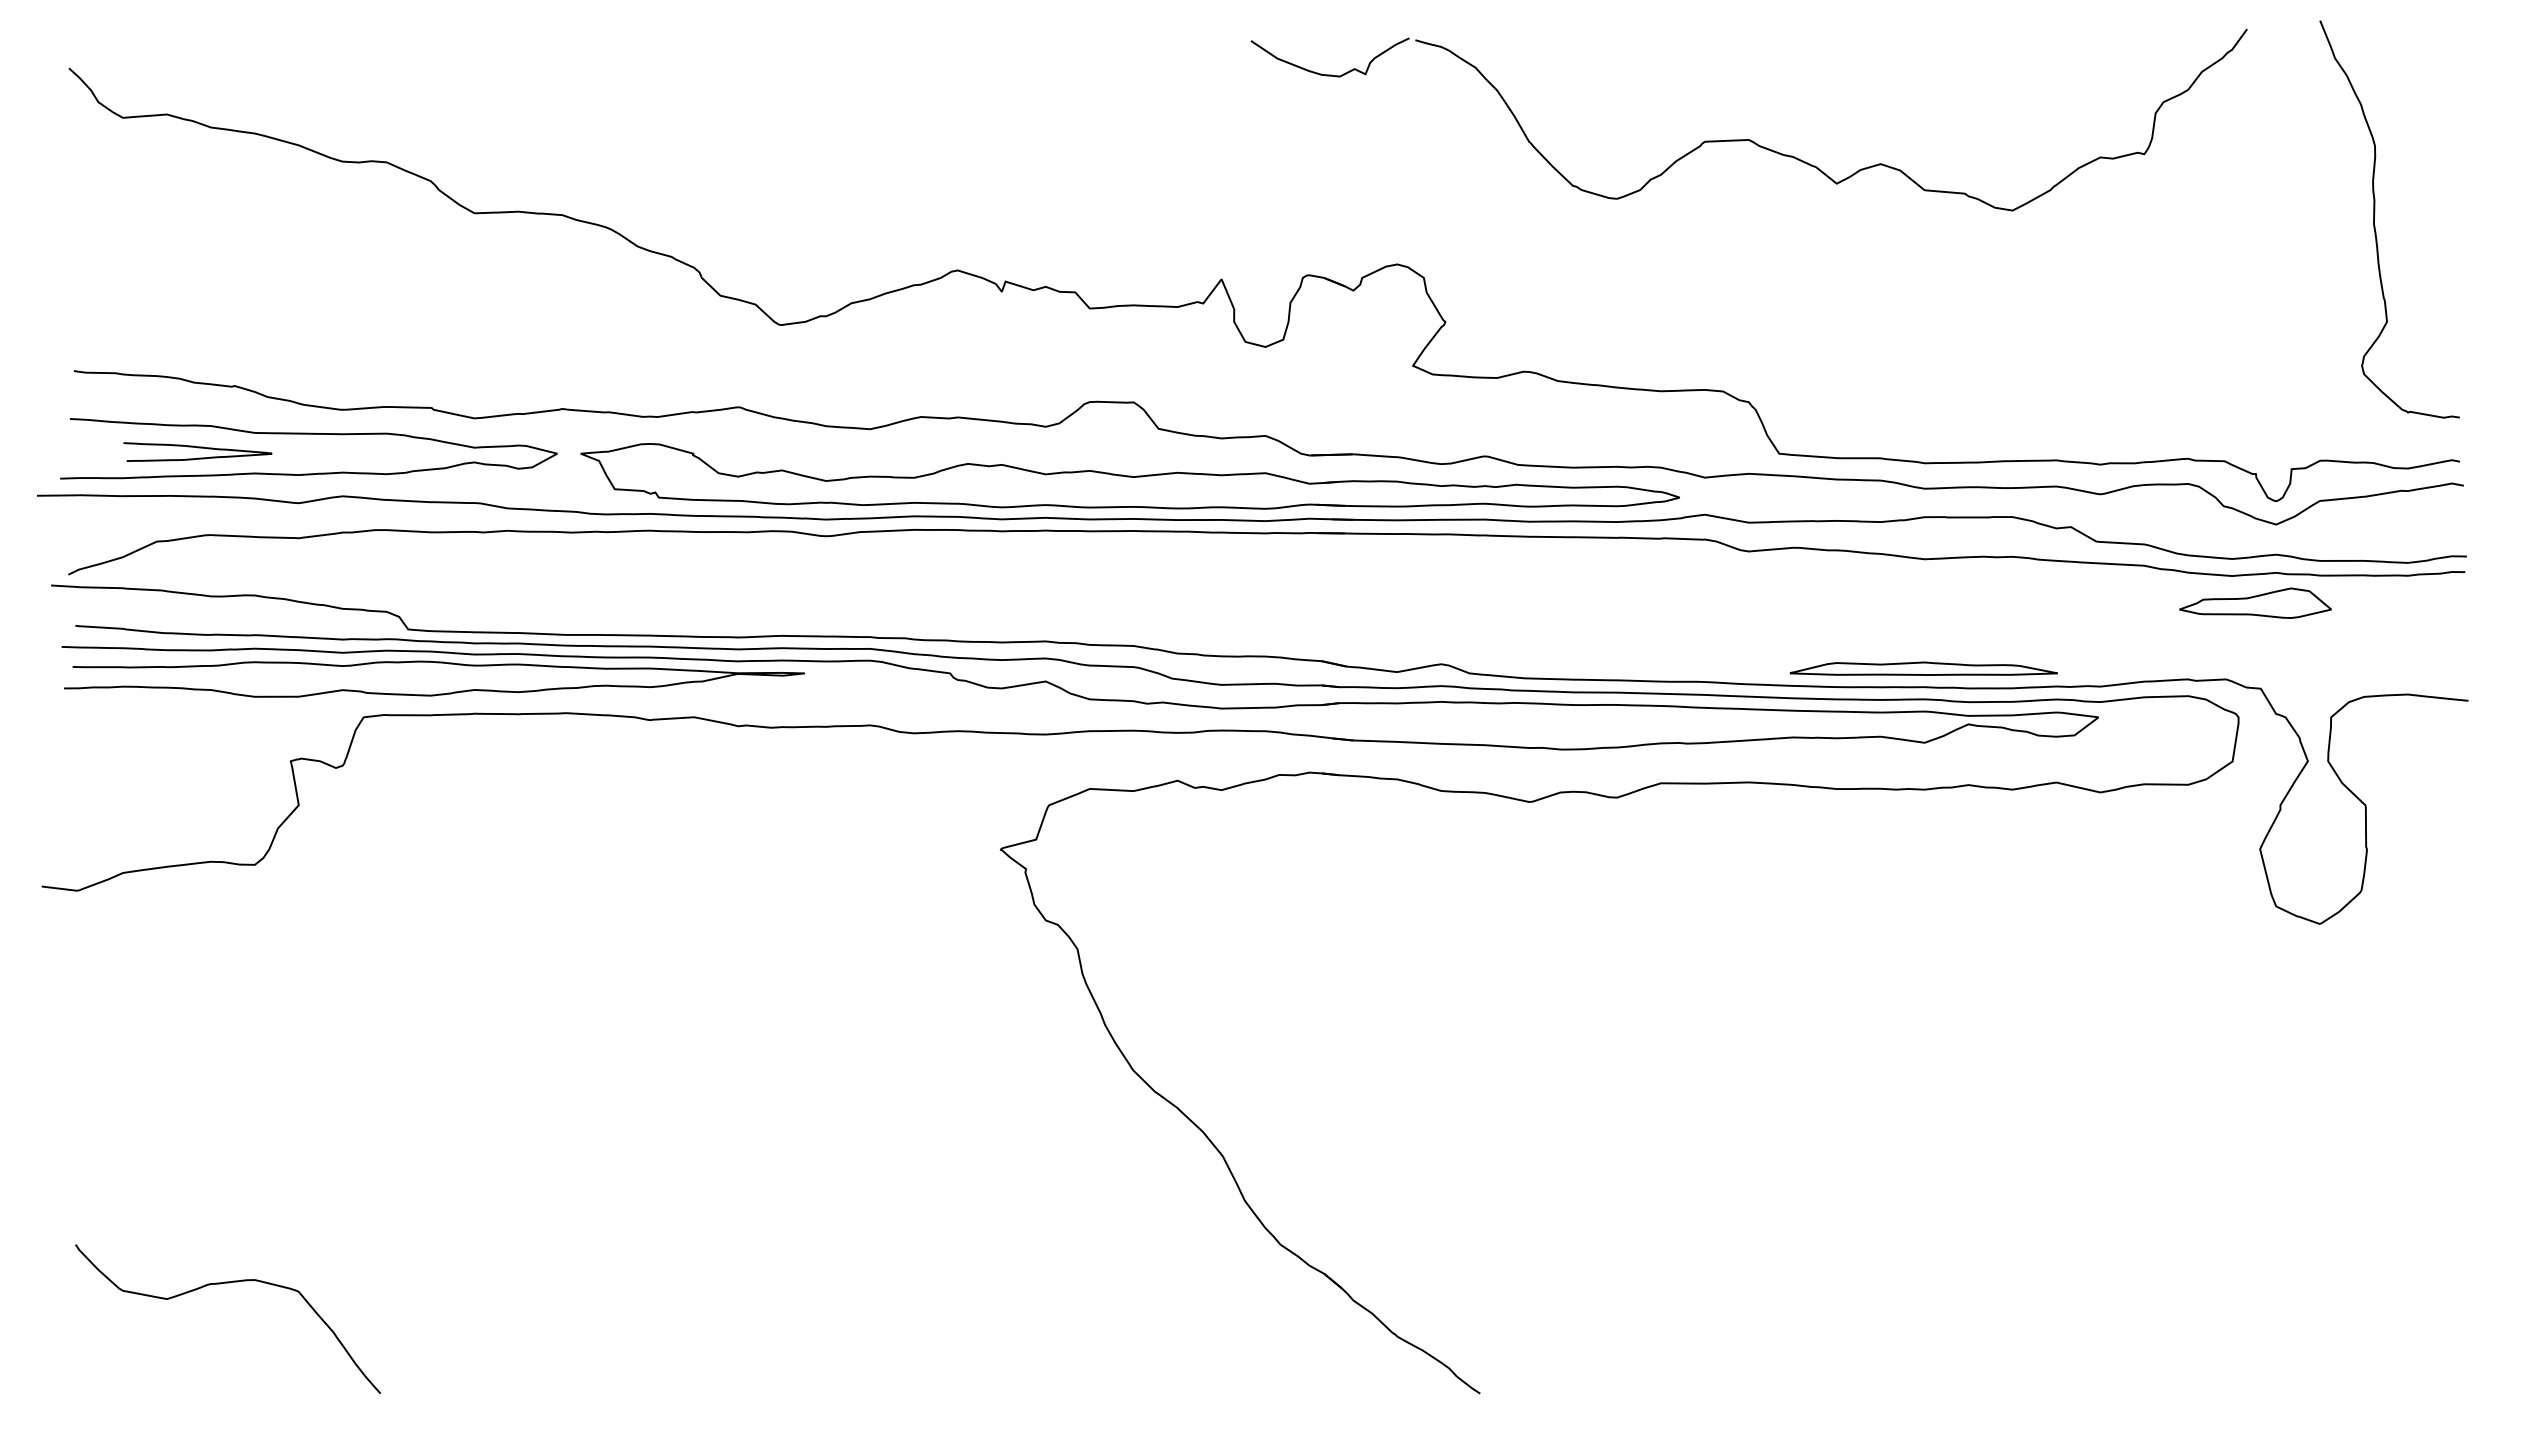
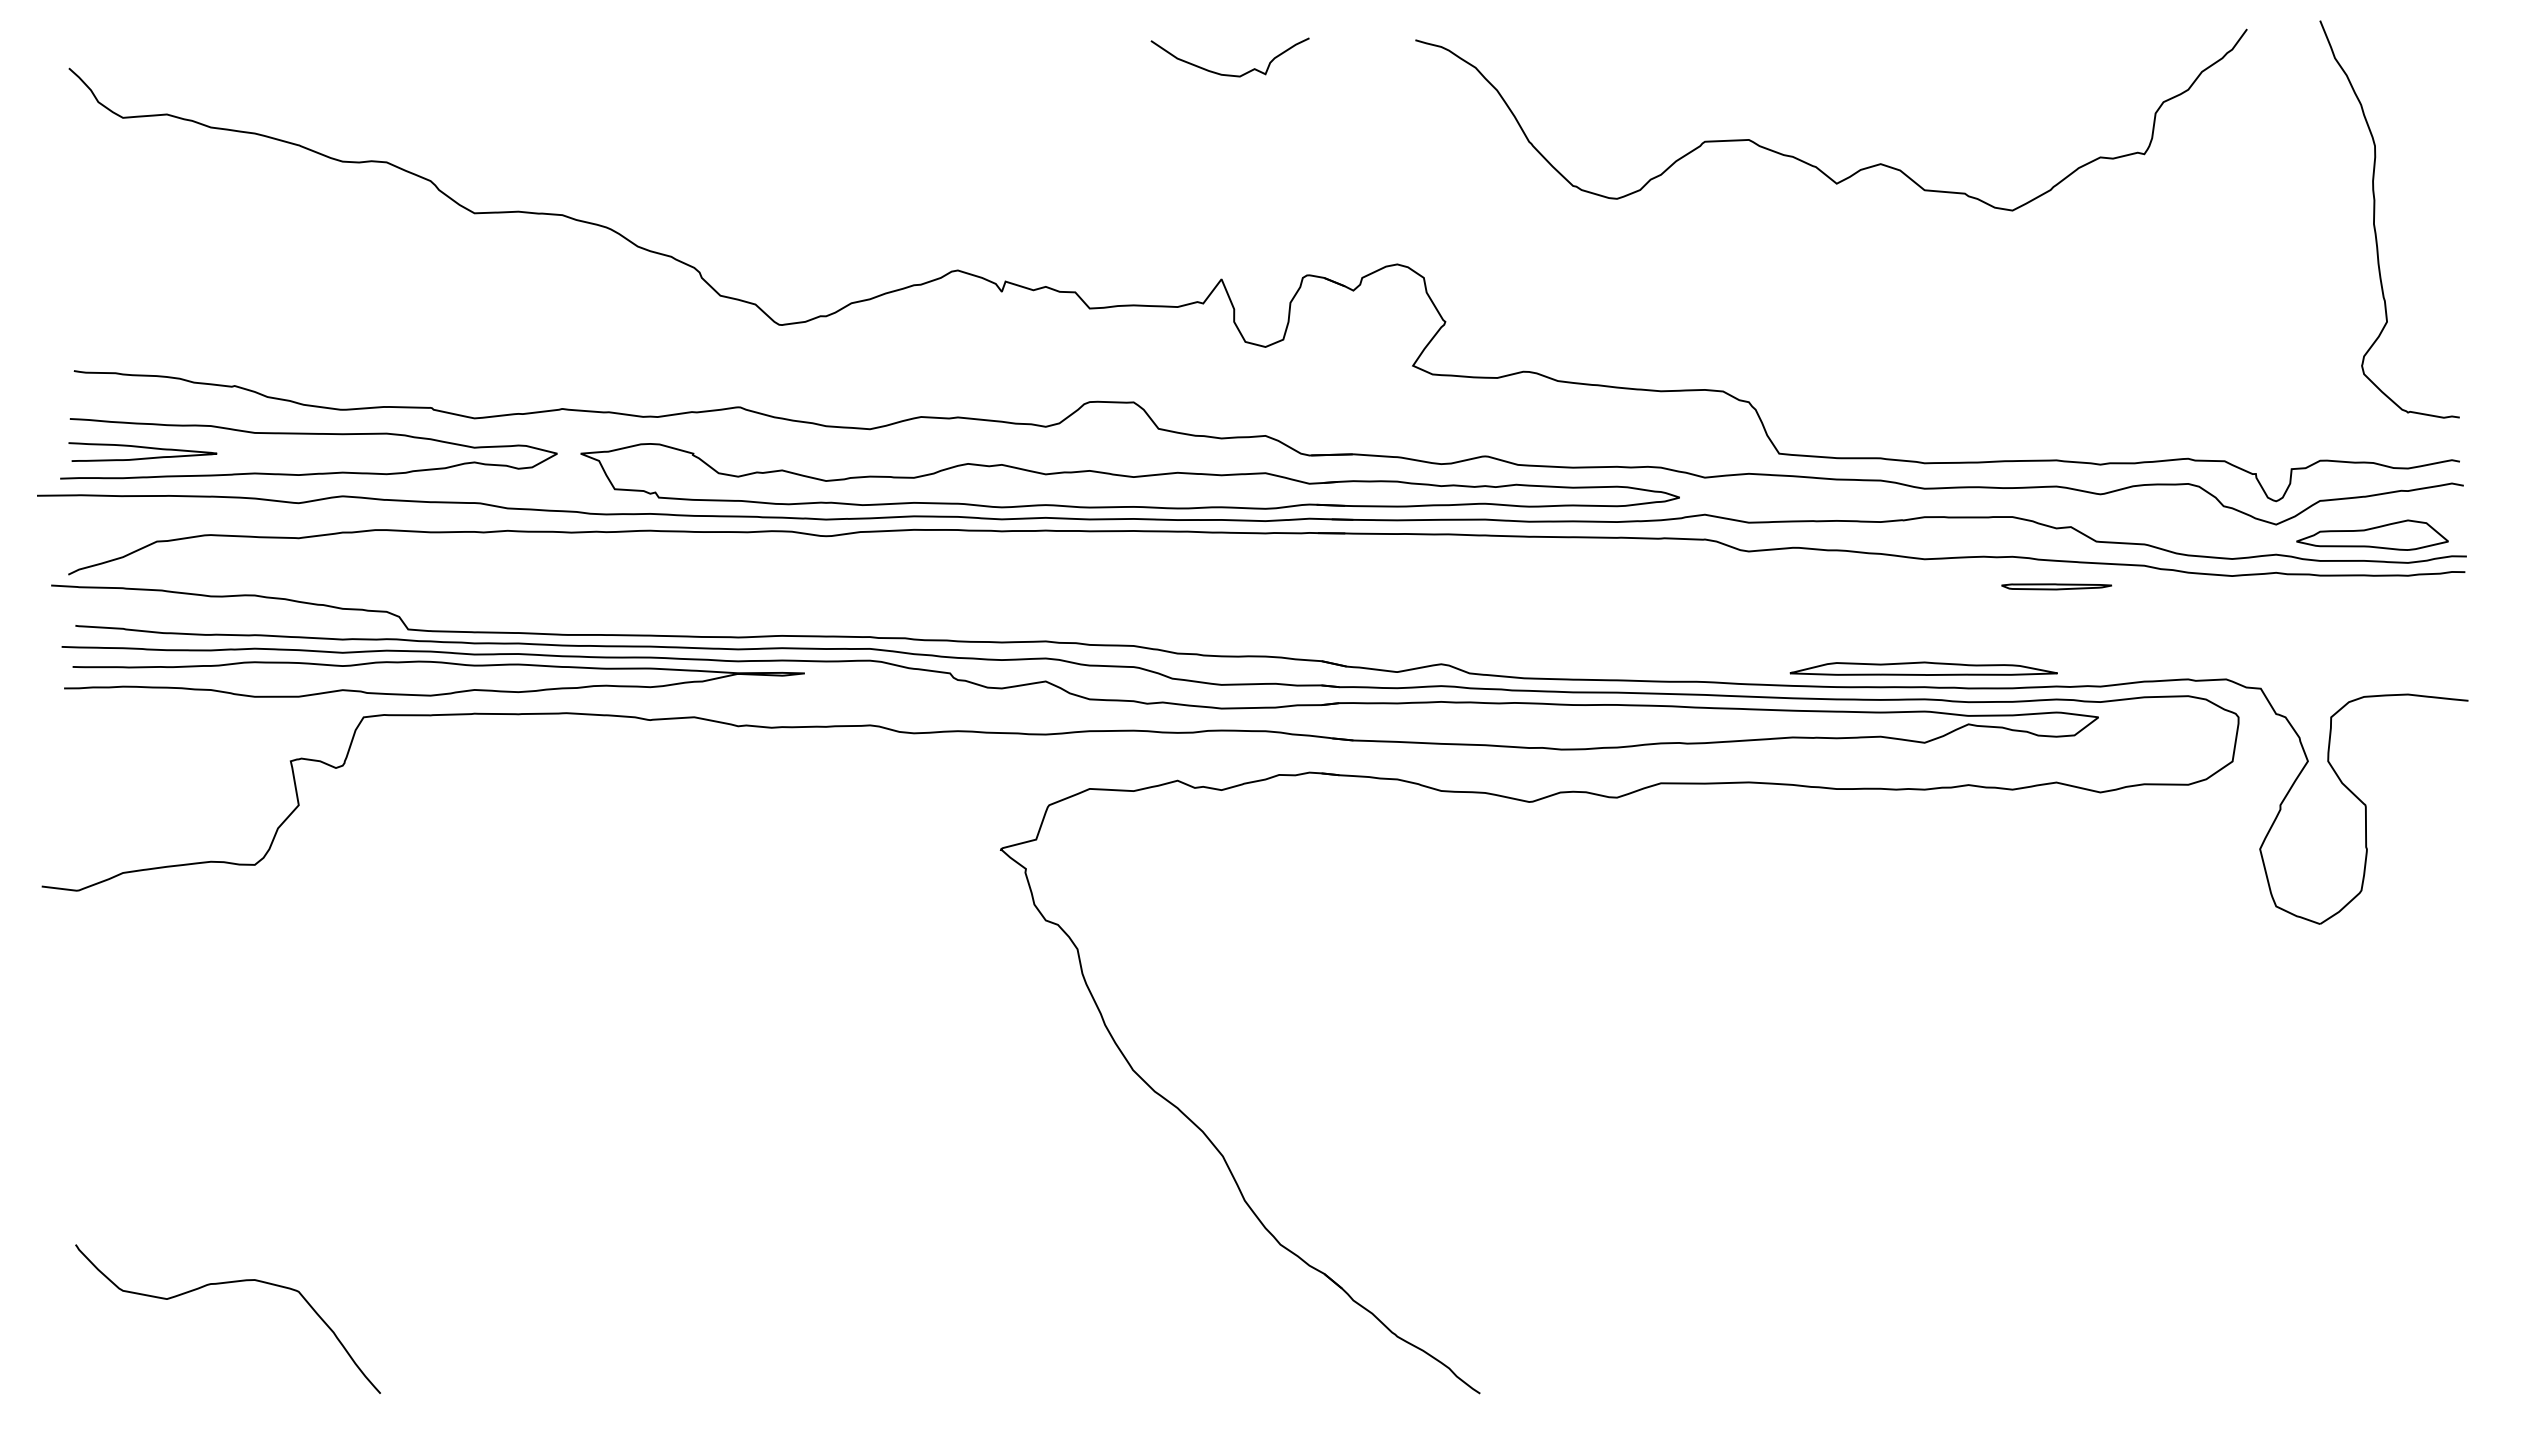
curve position: (1329, 74) -> (1229, 74) (1229, 74)
curve position: (197, 448) -> (142, 448) (142, 448)
part: none -> present (2056, 586)
part position: (2255, 602) -> (2372, 534) (2372, 534)
